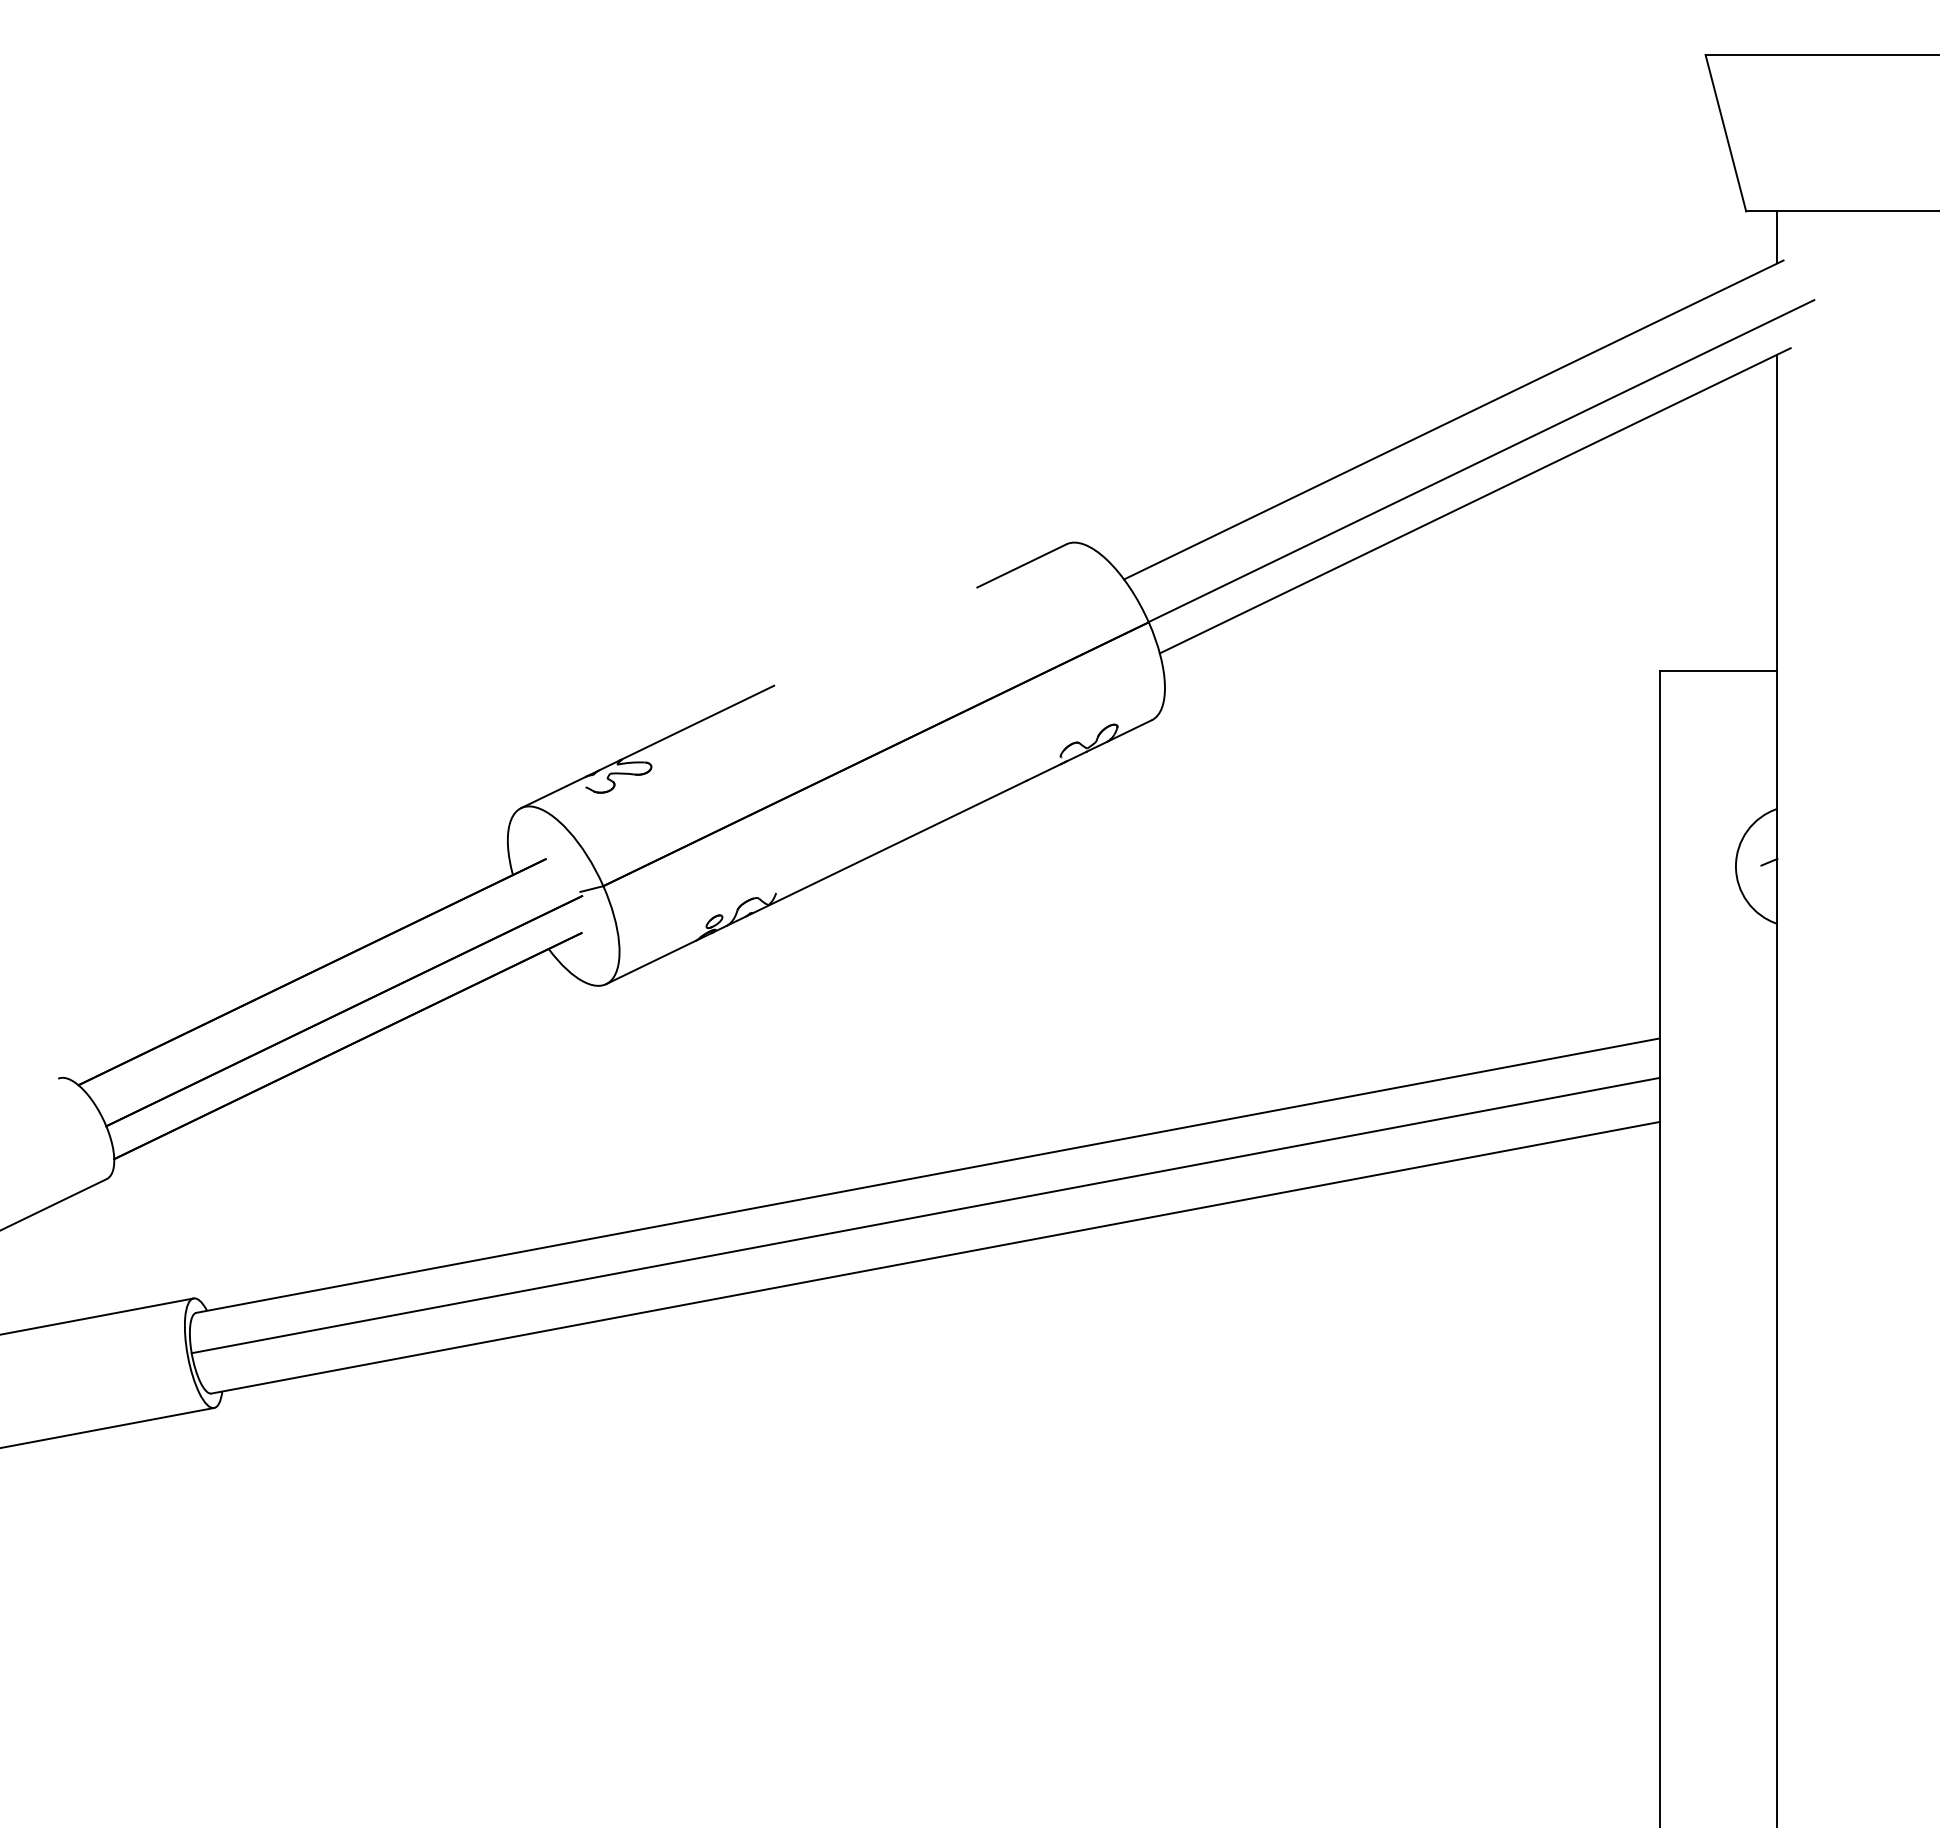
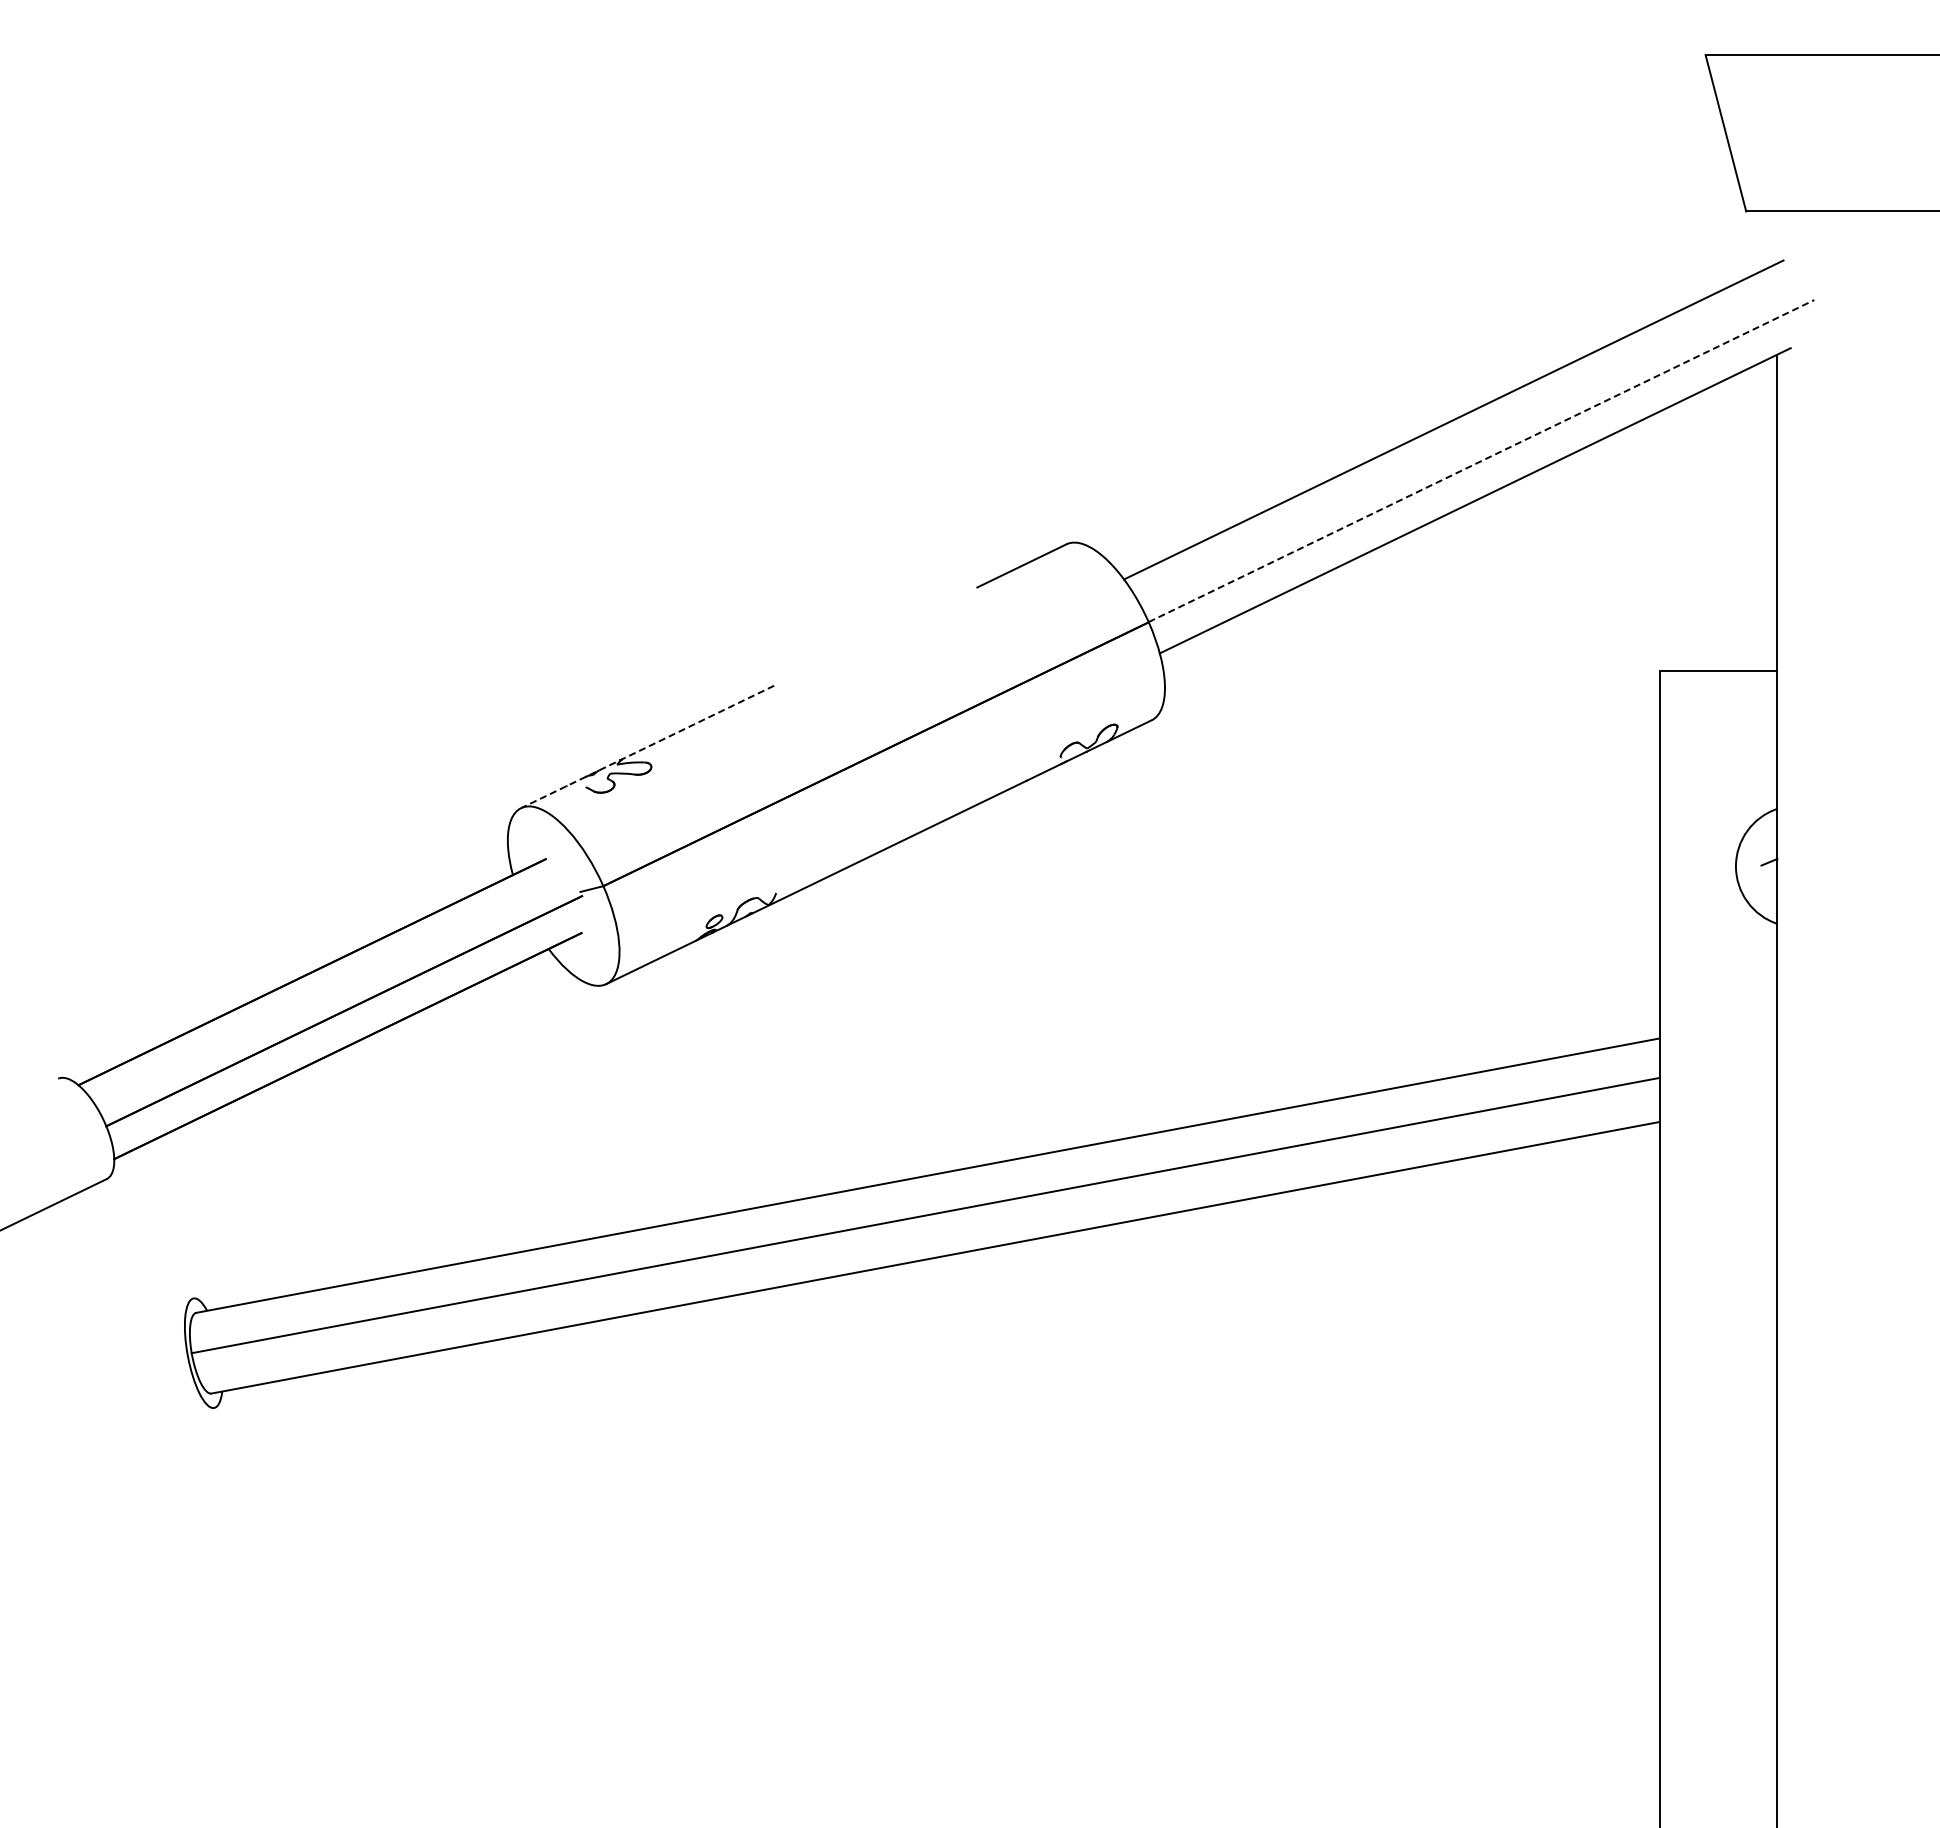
line: present -> none (1777, 237)
line: solid -> dashed (1481, 461)
line: solid -> dashed (647, 746)
line: present -> none (97, 1316)
line: present -> none (108, 1427)
